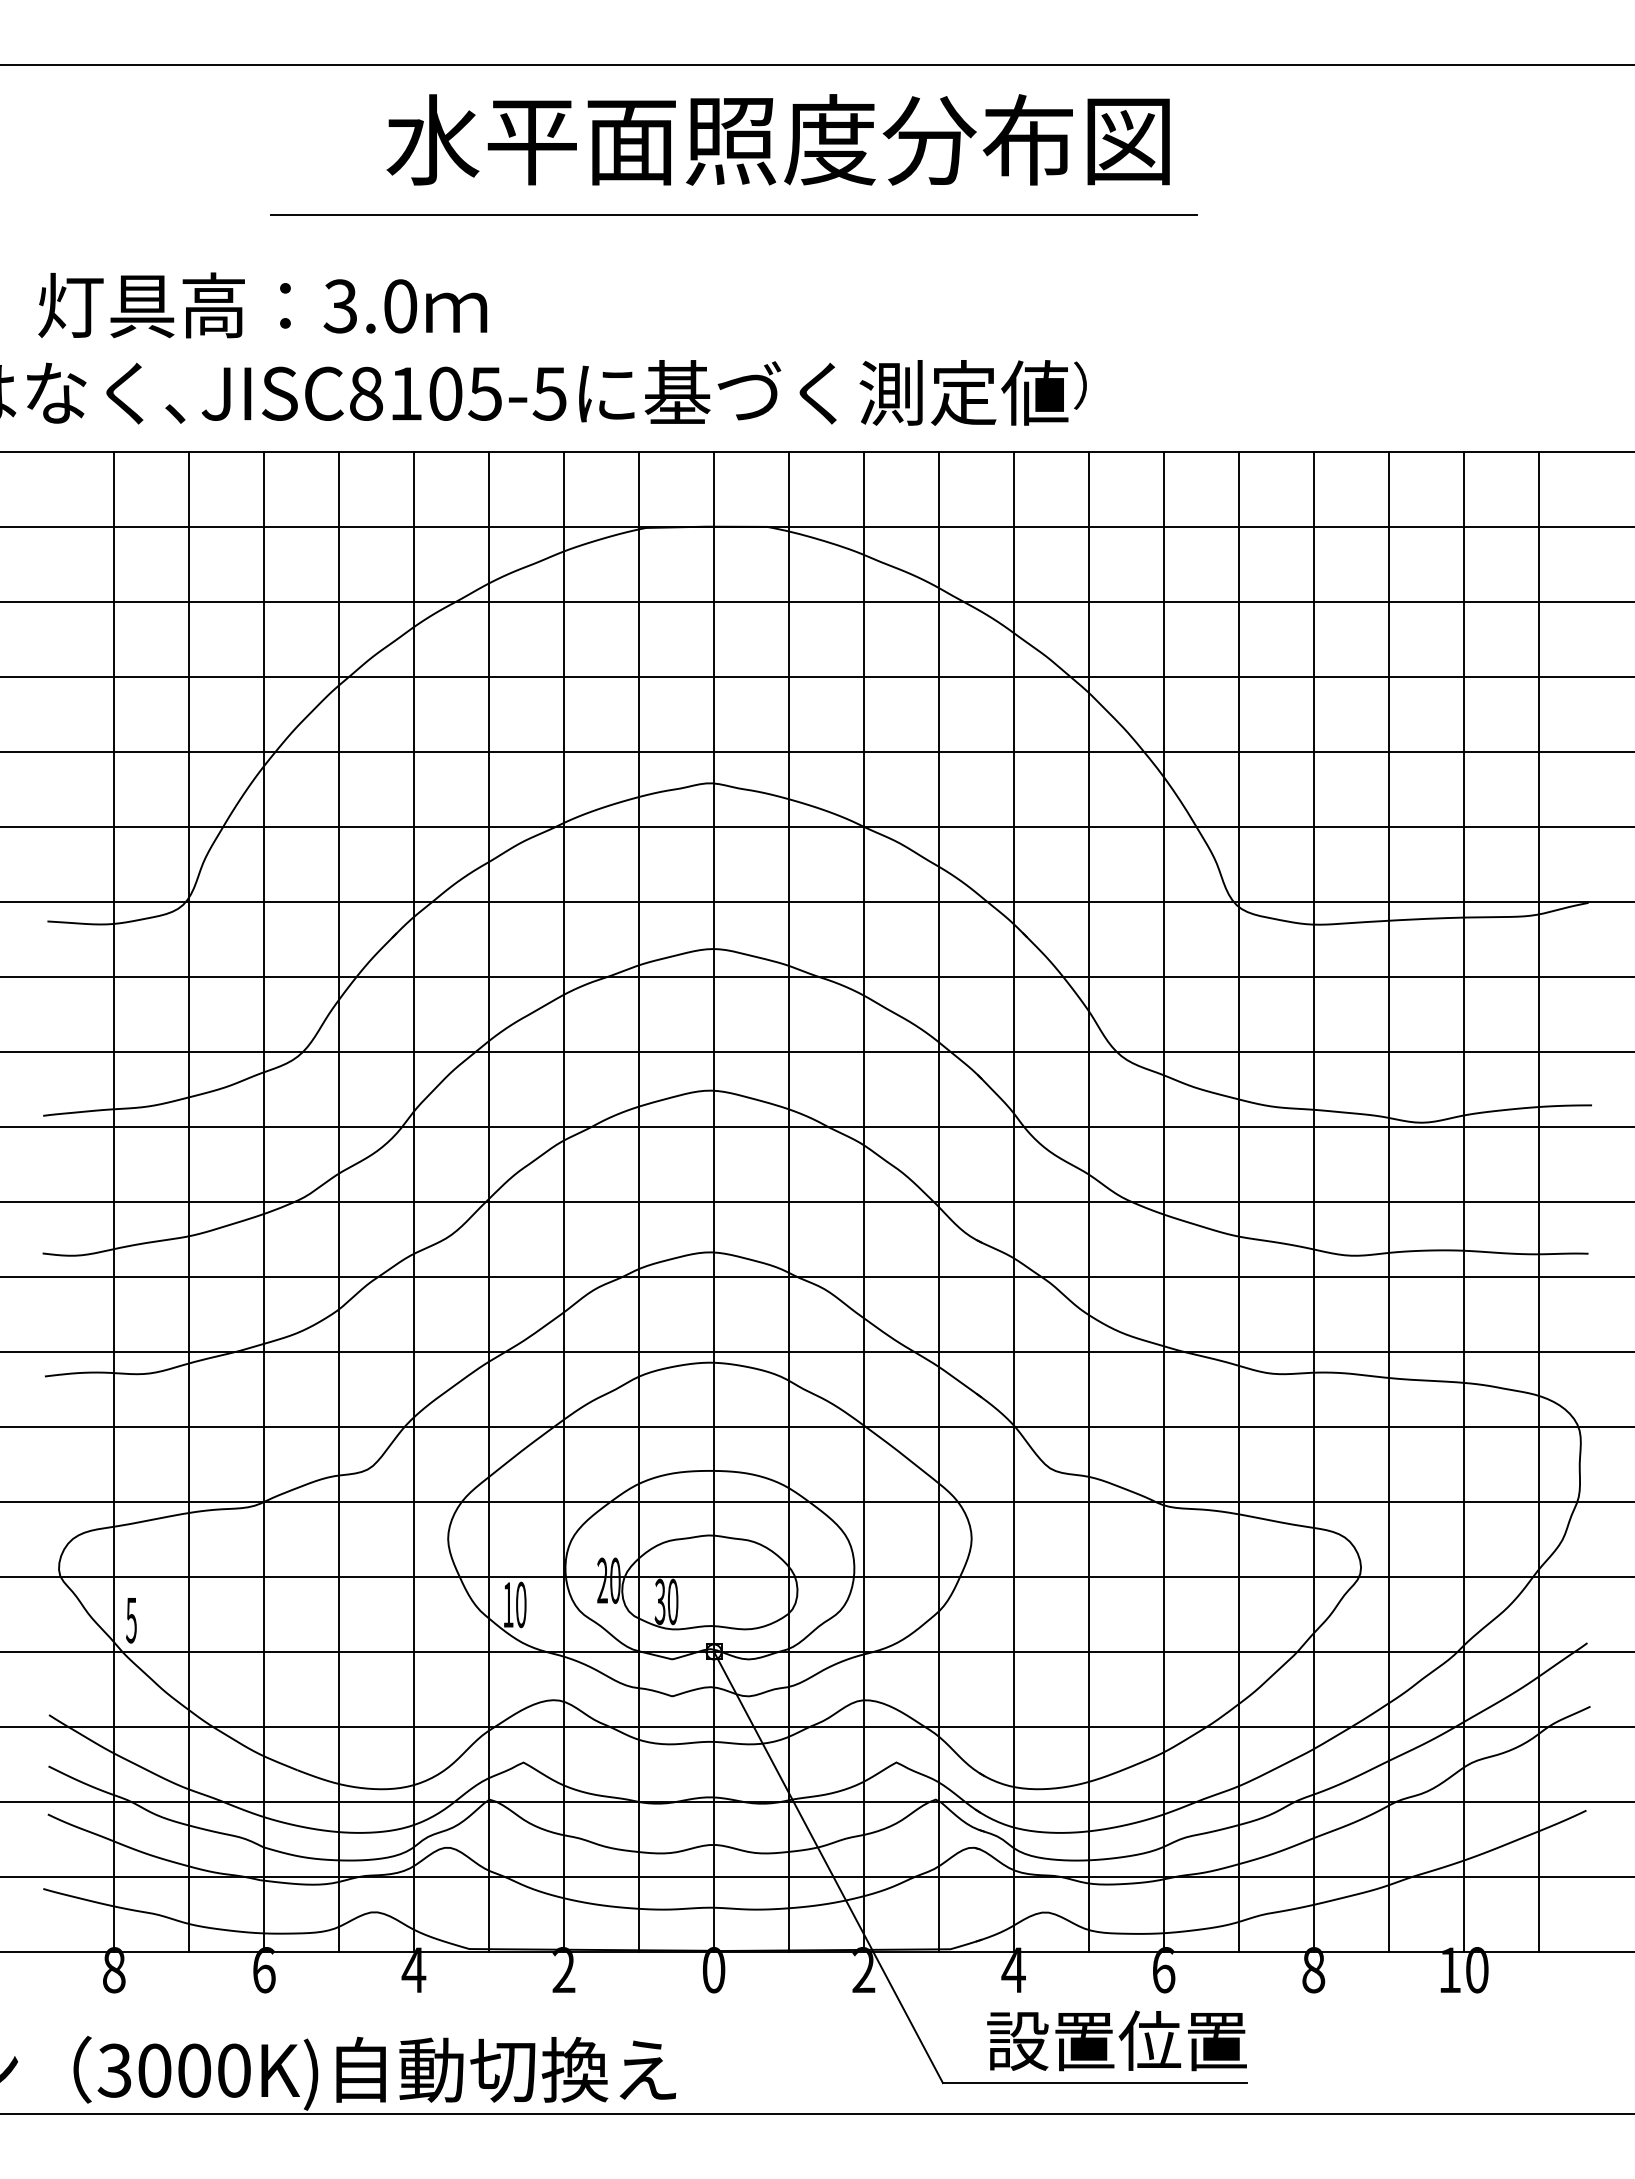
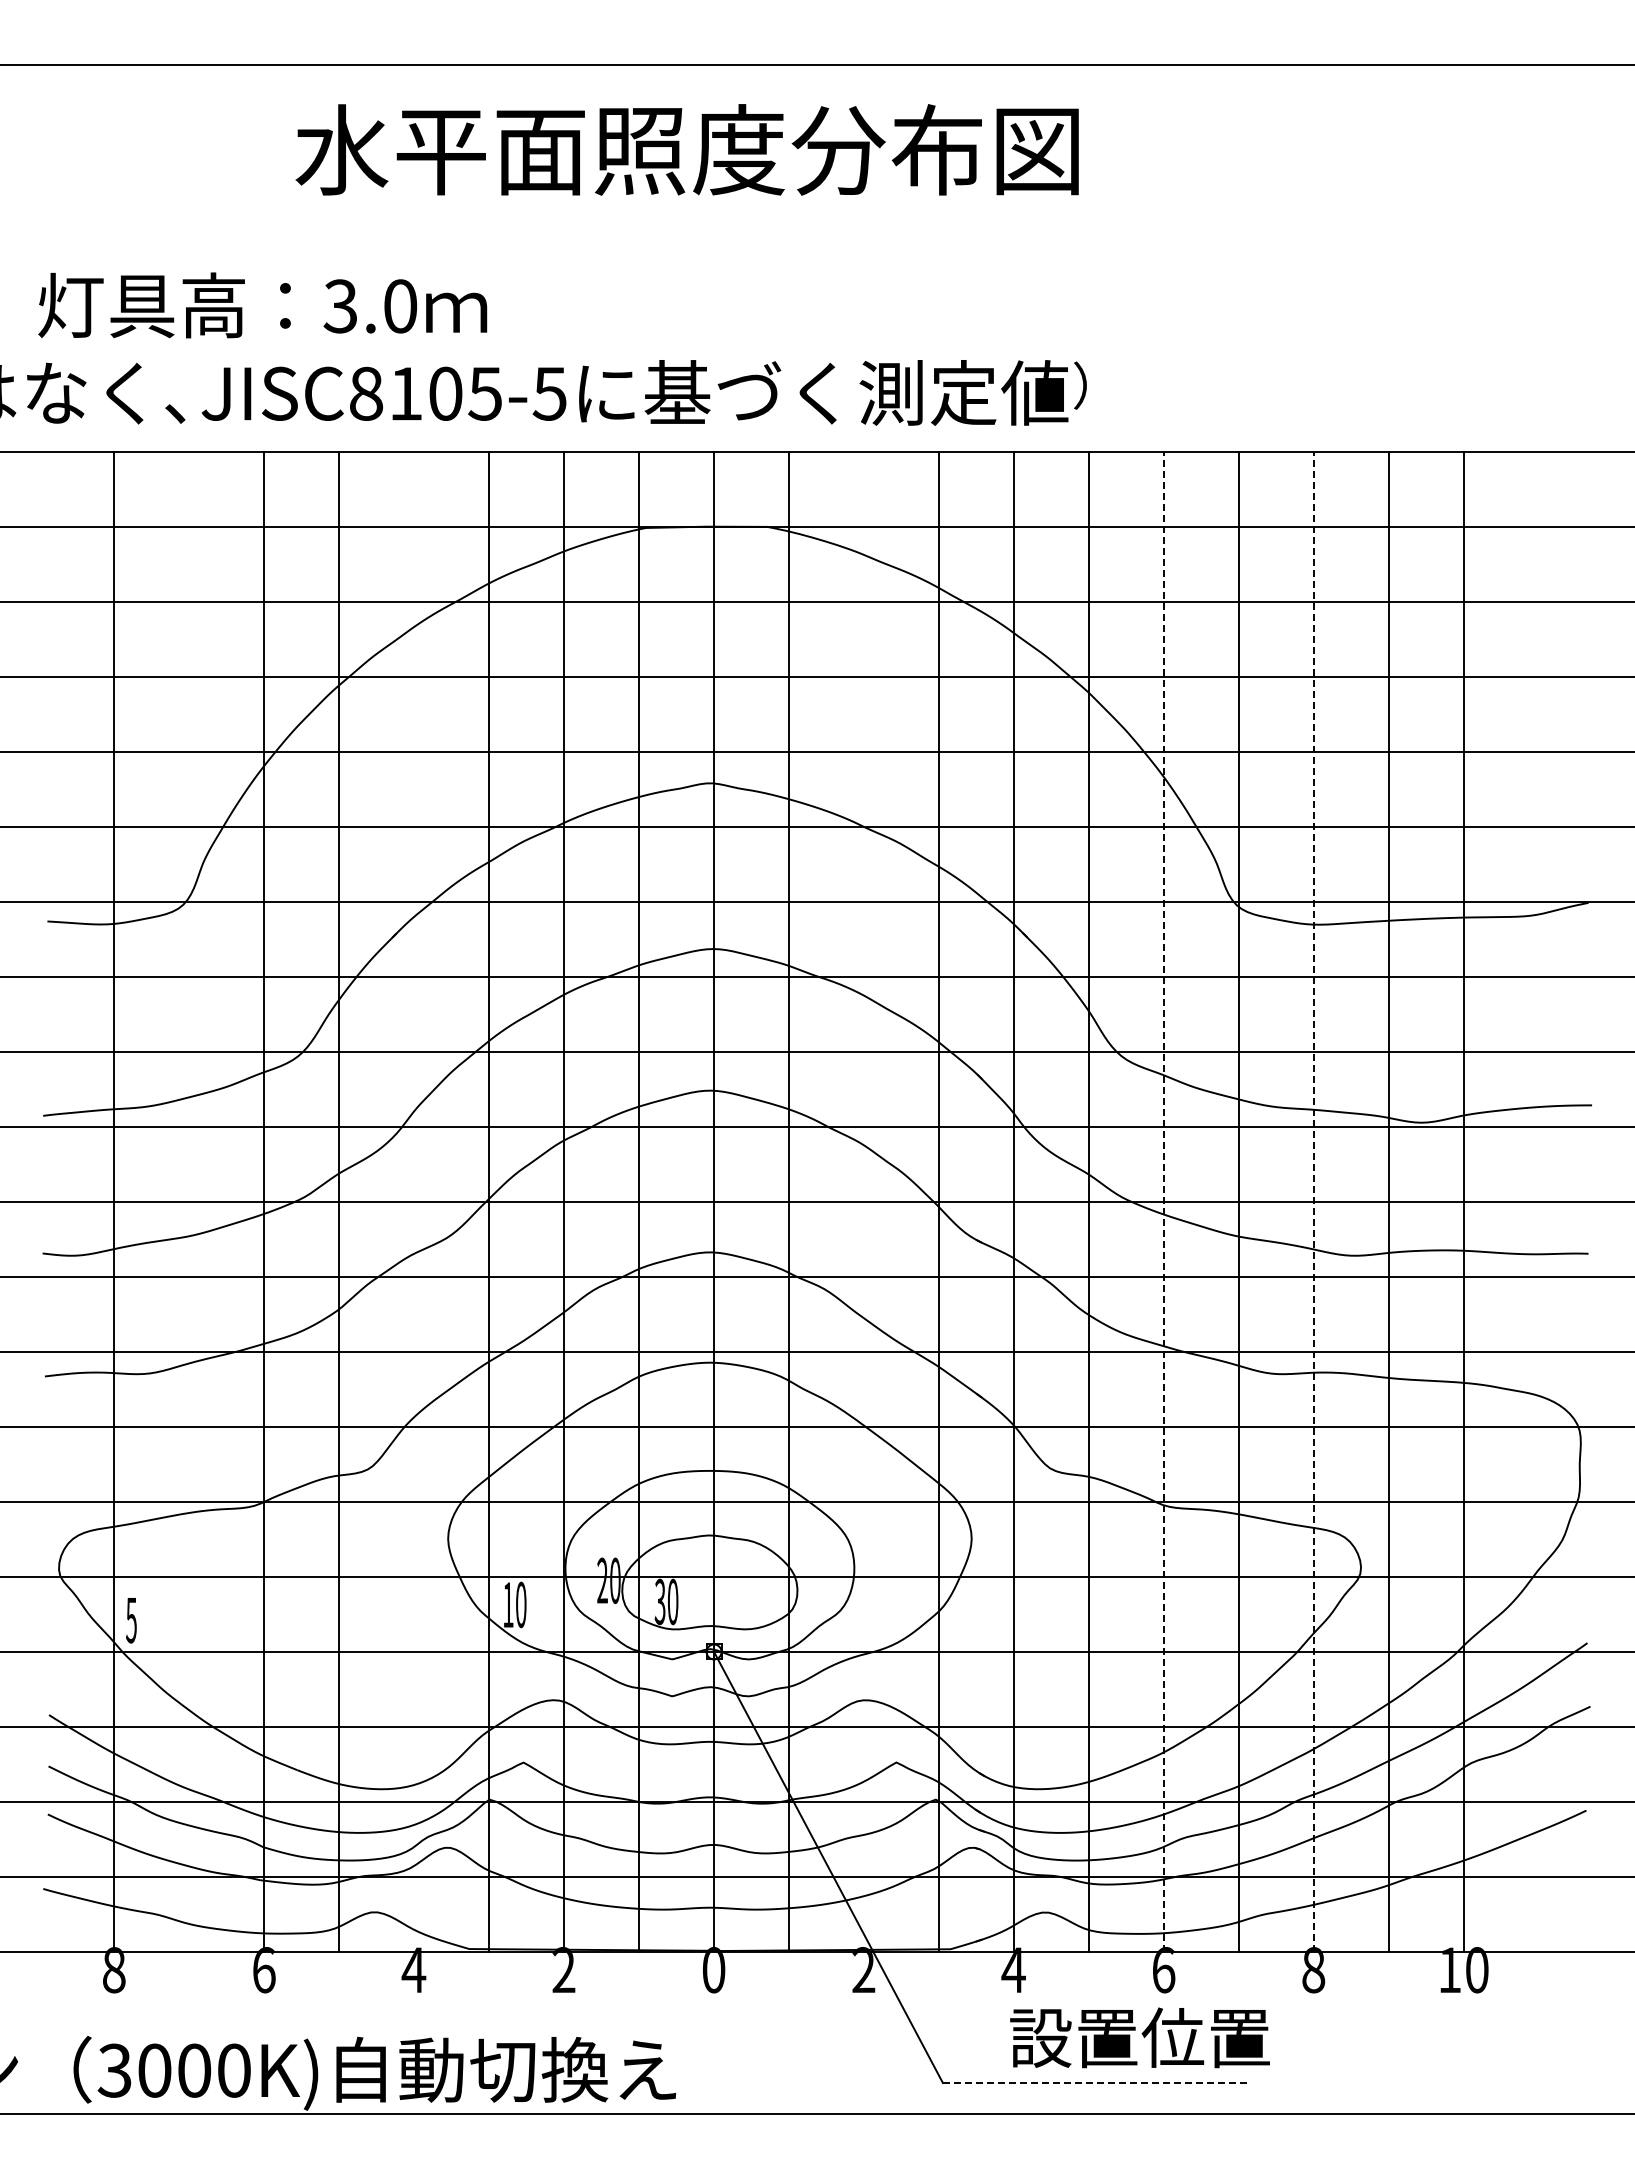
text position: (777, 139) -> (686, 149) (686, 149)
line: present -> none (733, 215)
line: present -> none (189, 1201)
line: present -> none (414, 1201)
line: present -> none (864, 1201)
line: present -> none (1538, 1201)
line: solid -> dashed (1163, 1202)
line: solid -> dashed (1313, 1202)
text position: (1116, 2040) -> (1139, 2037) (1139, 2037)
line: solid -> dashed (1095, 2083)
